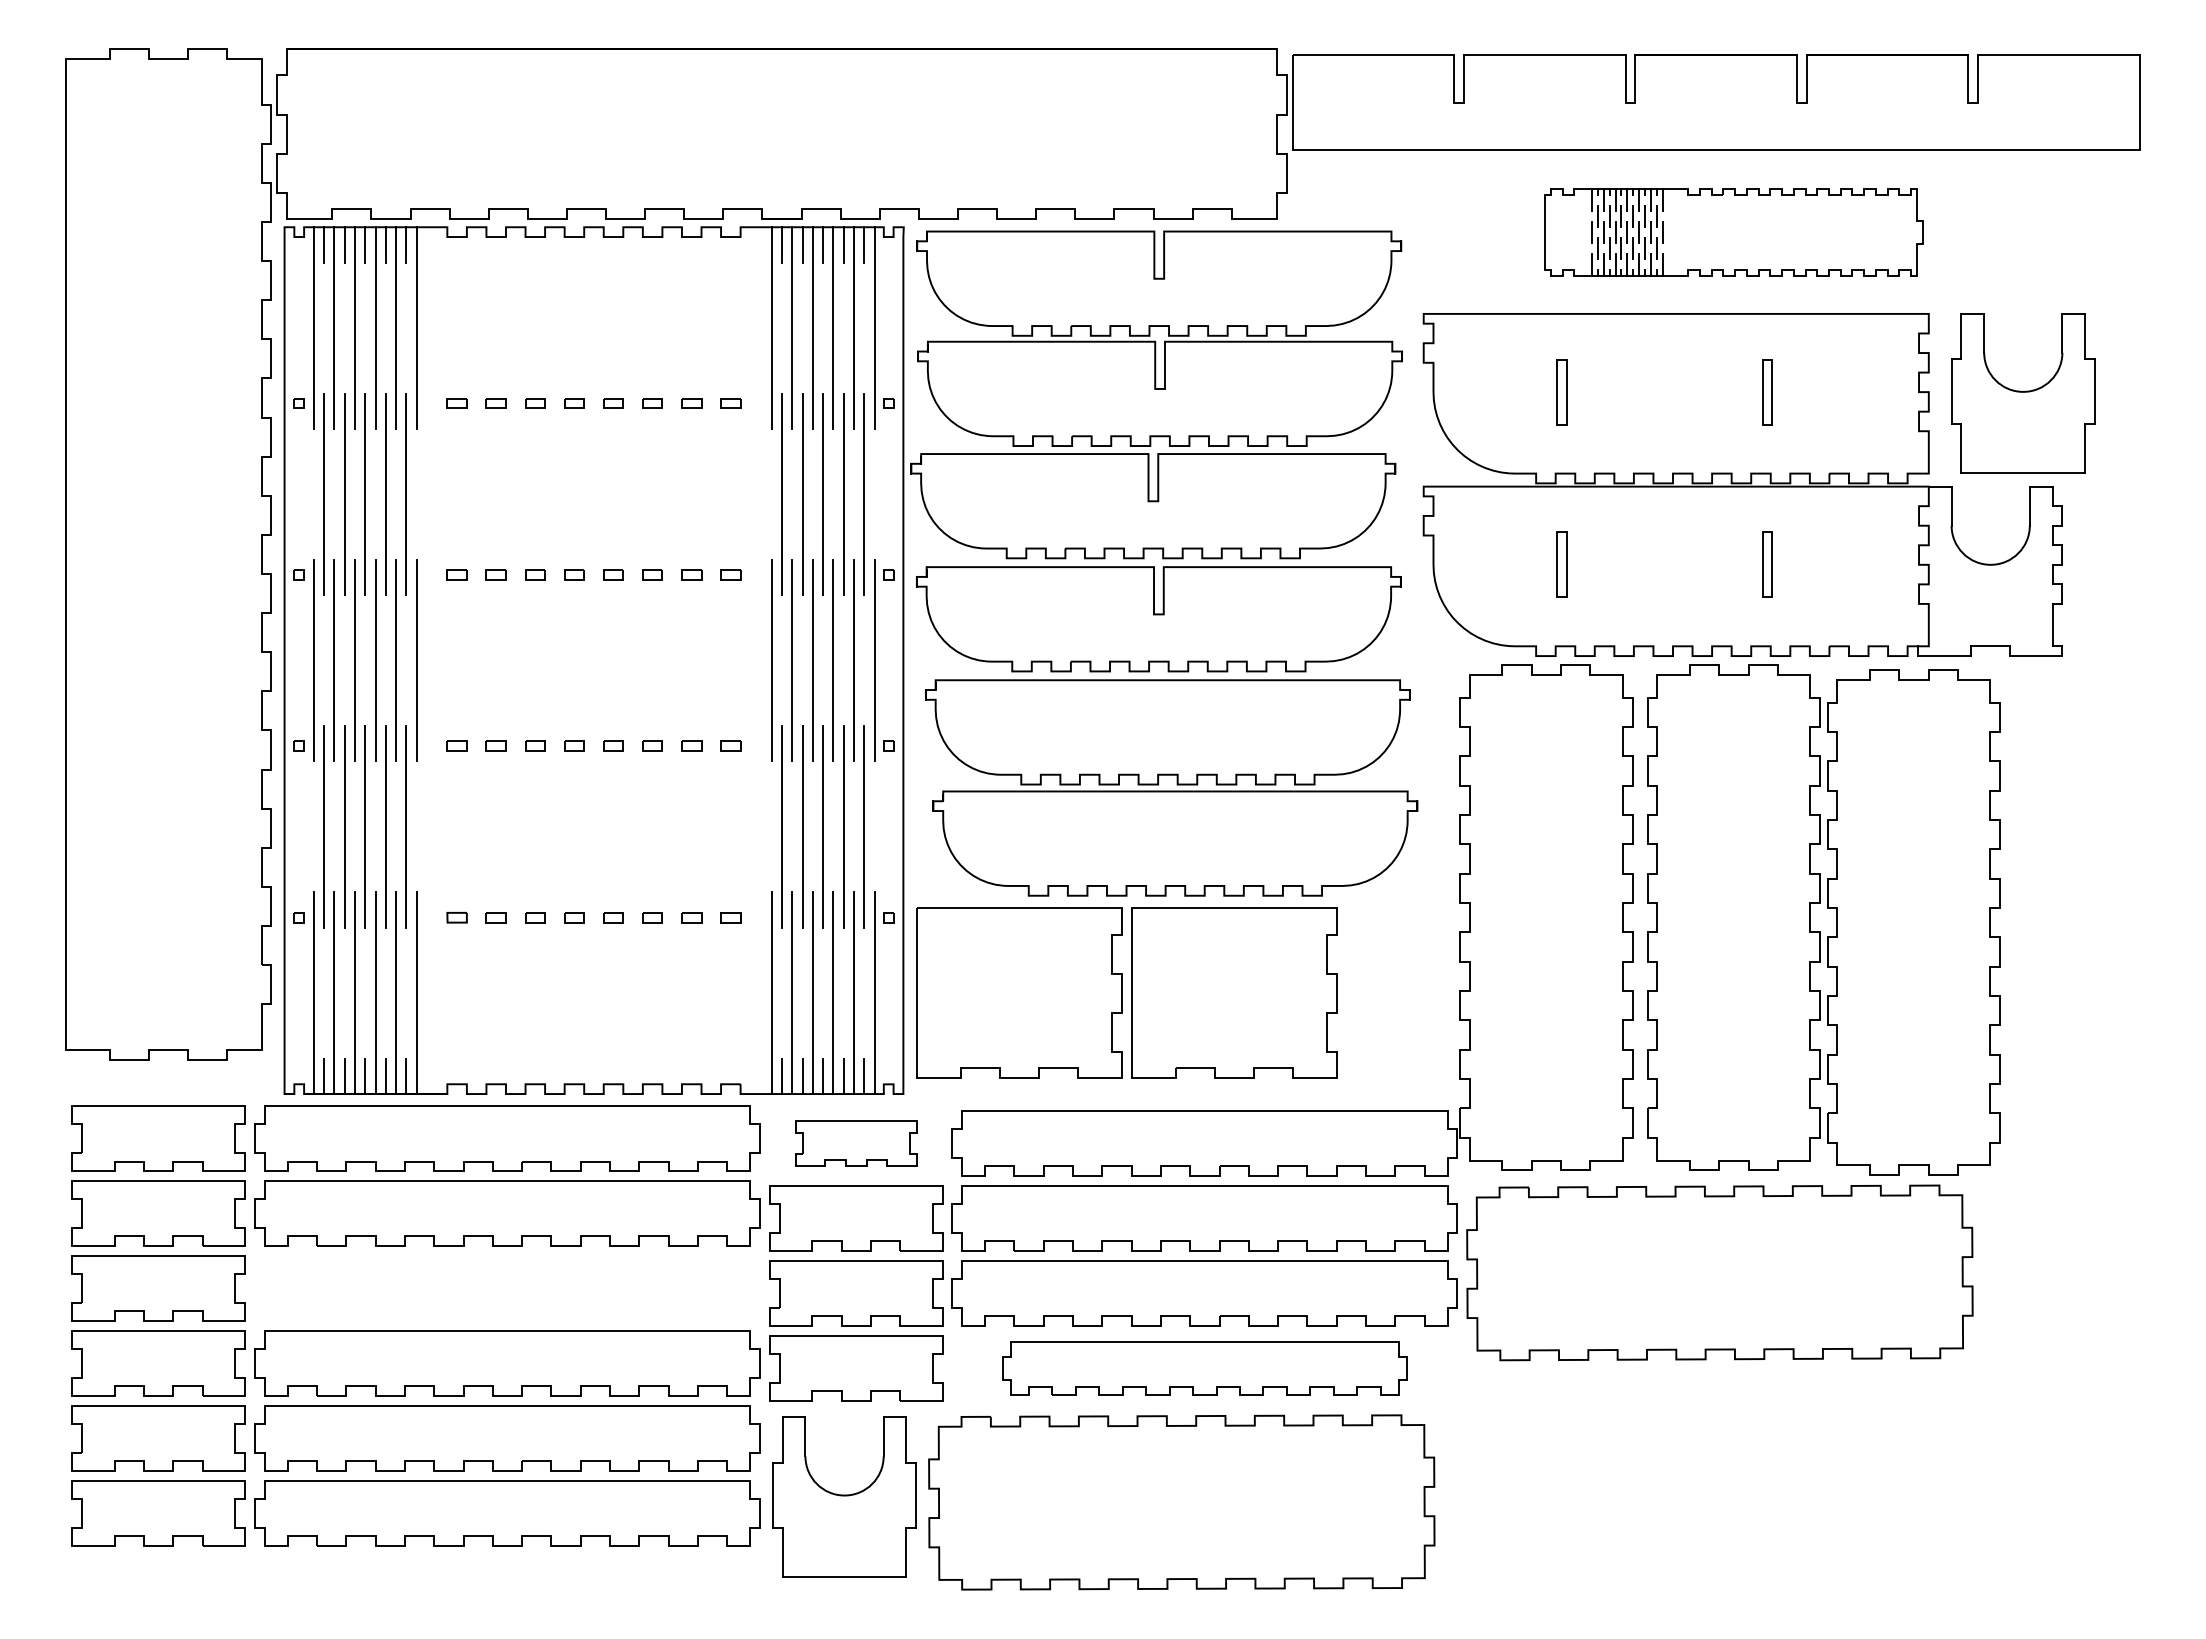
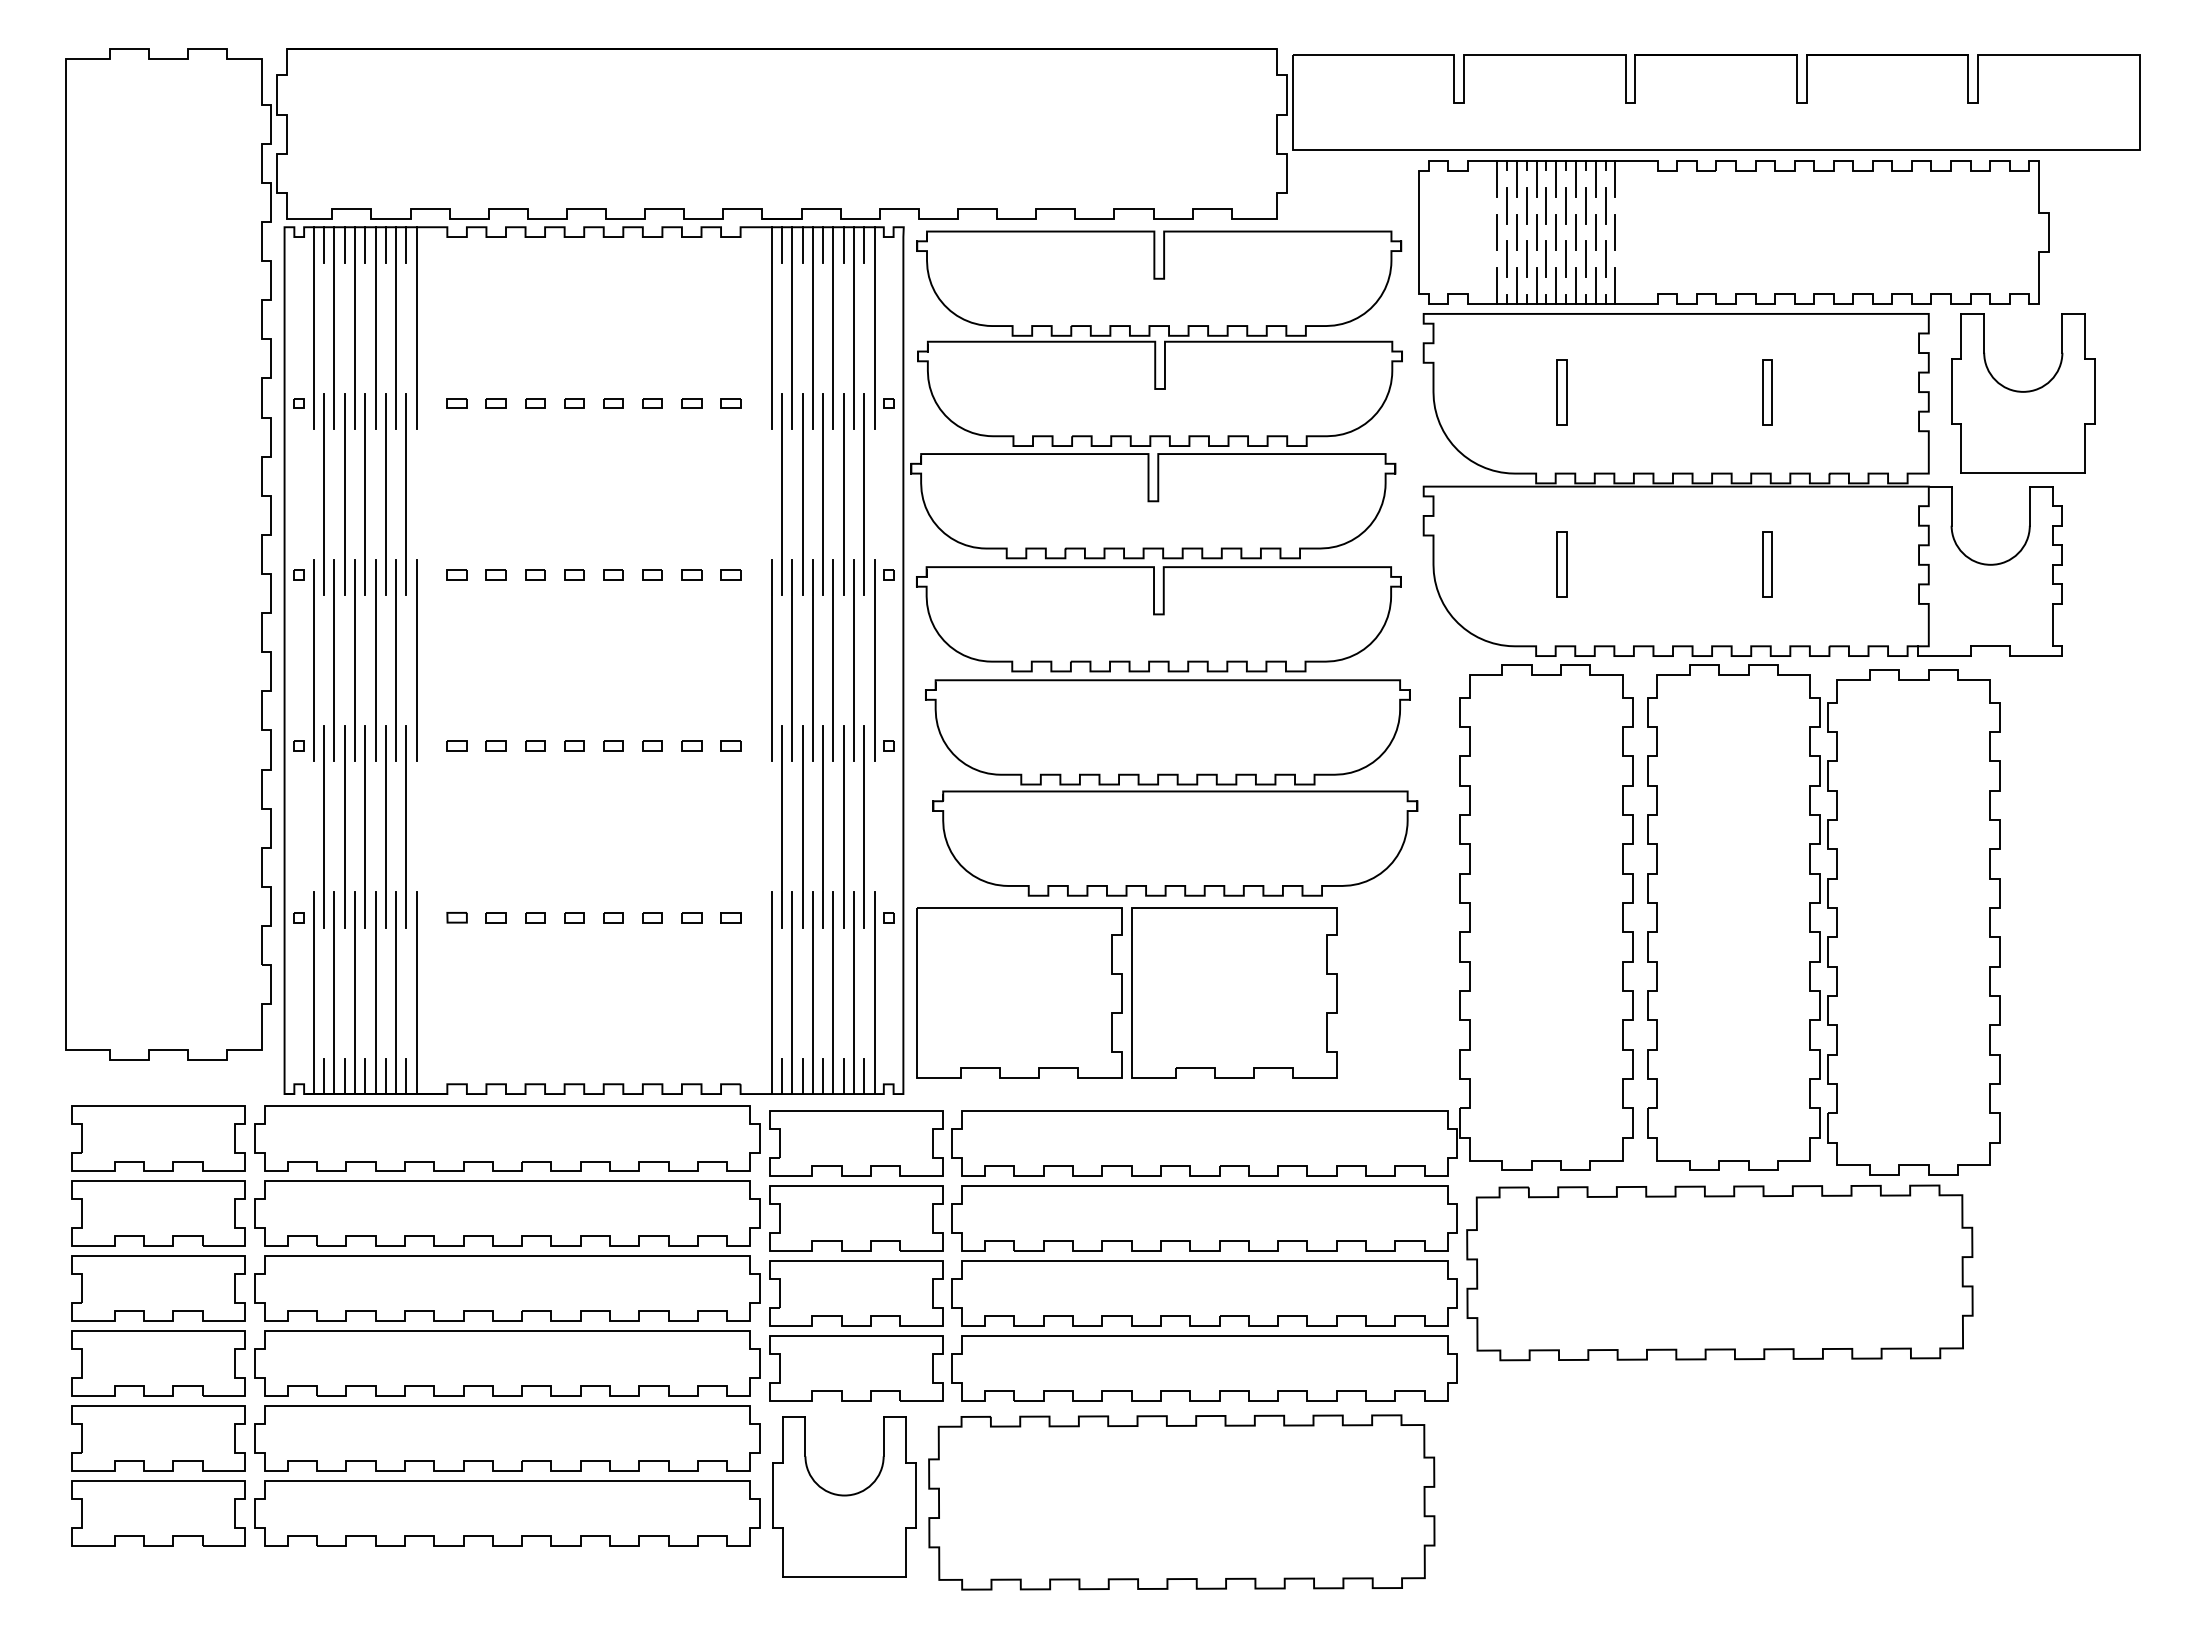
part size: 380x89 px -> 632x145 px (1733, 232)
part size: 123x47 px -> 175x67 px (856, 1143)
part: none -> present (507, 1288)
part size: 406x55 px -> 507x67 px (1204, 1368)
